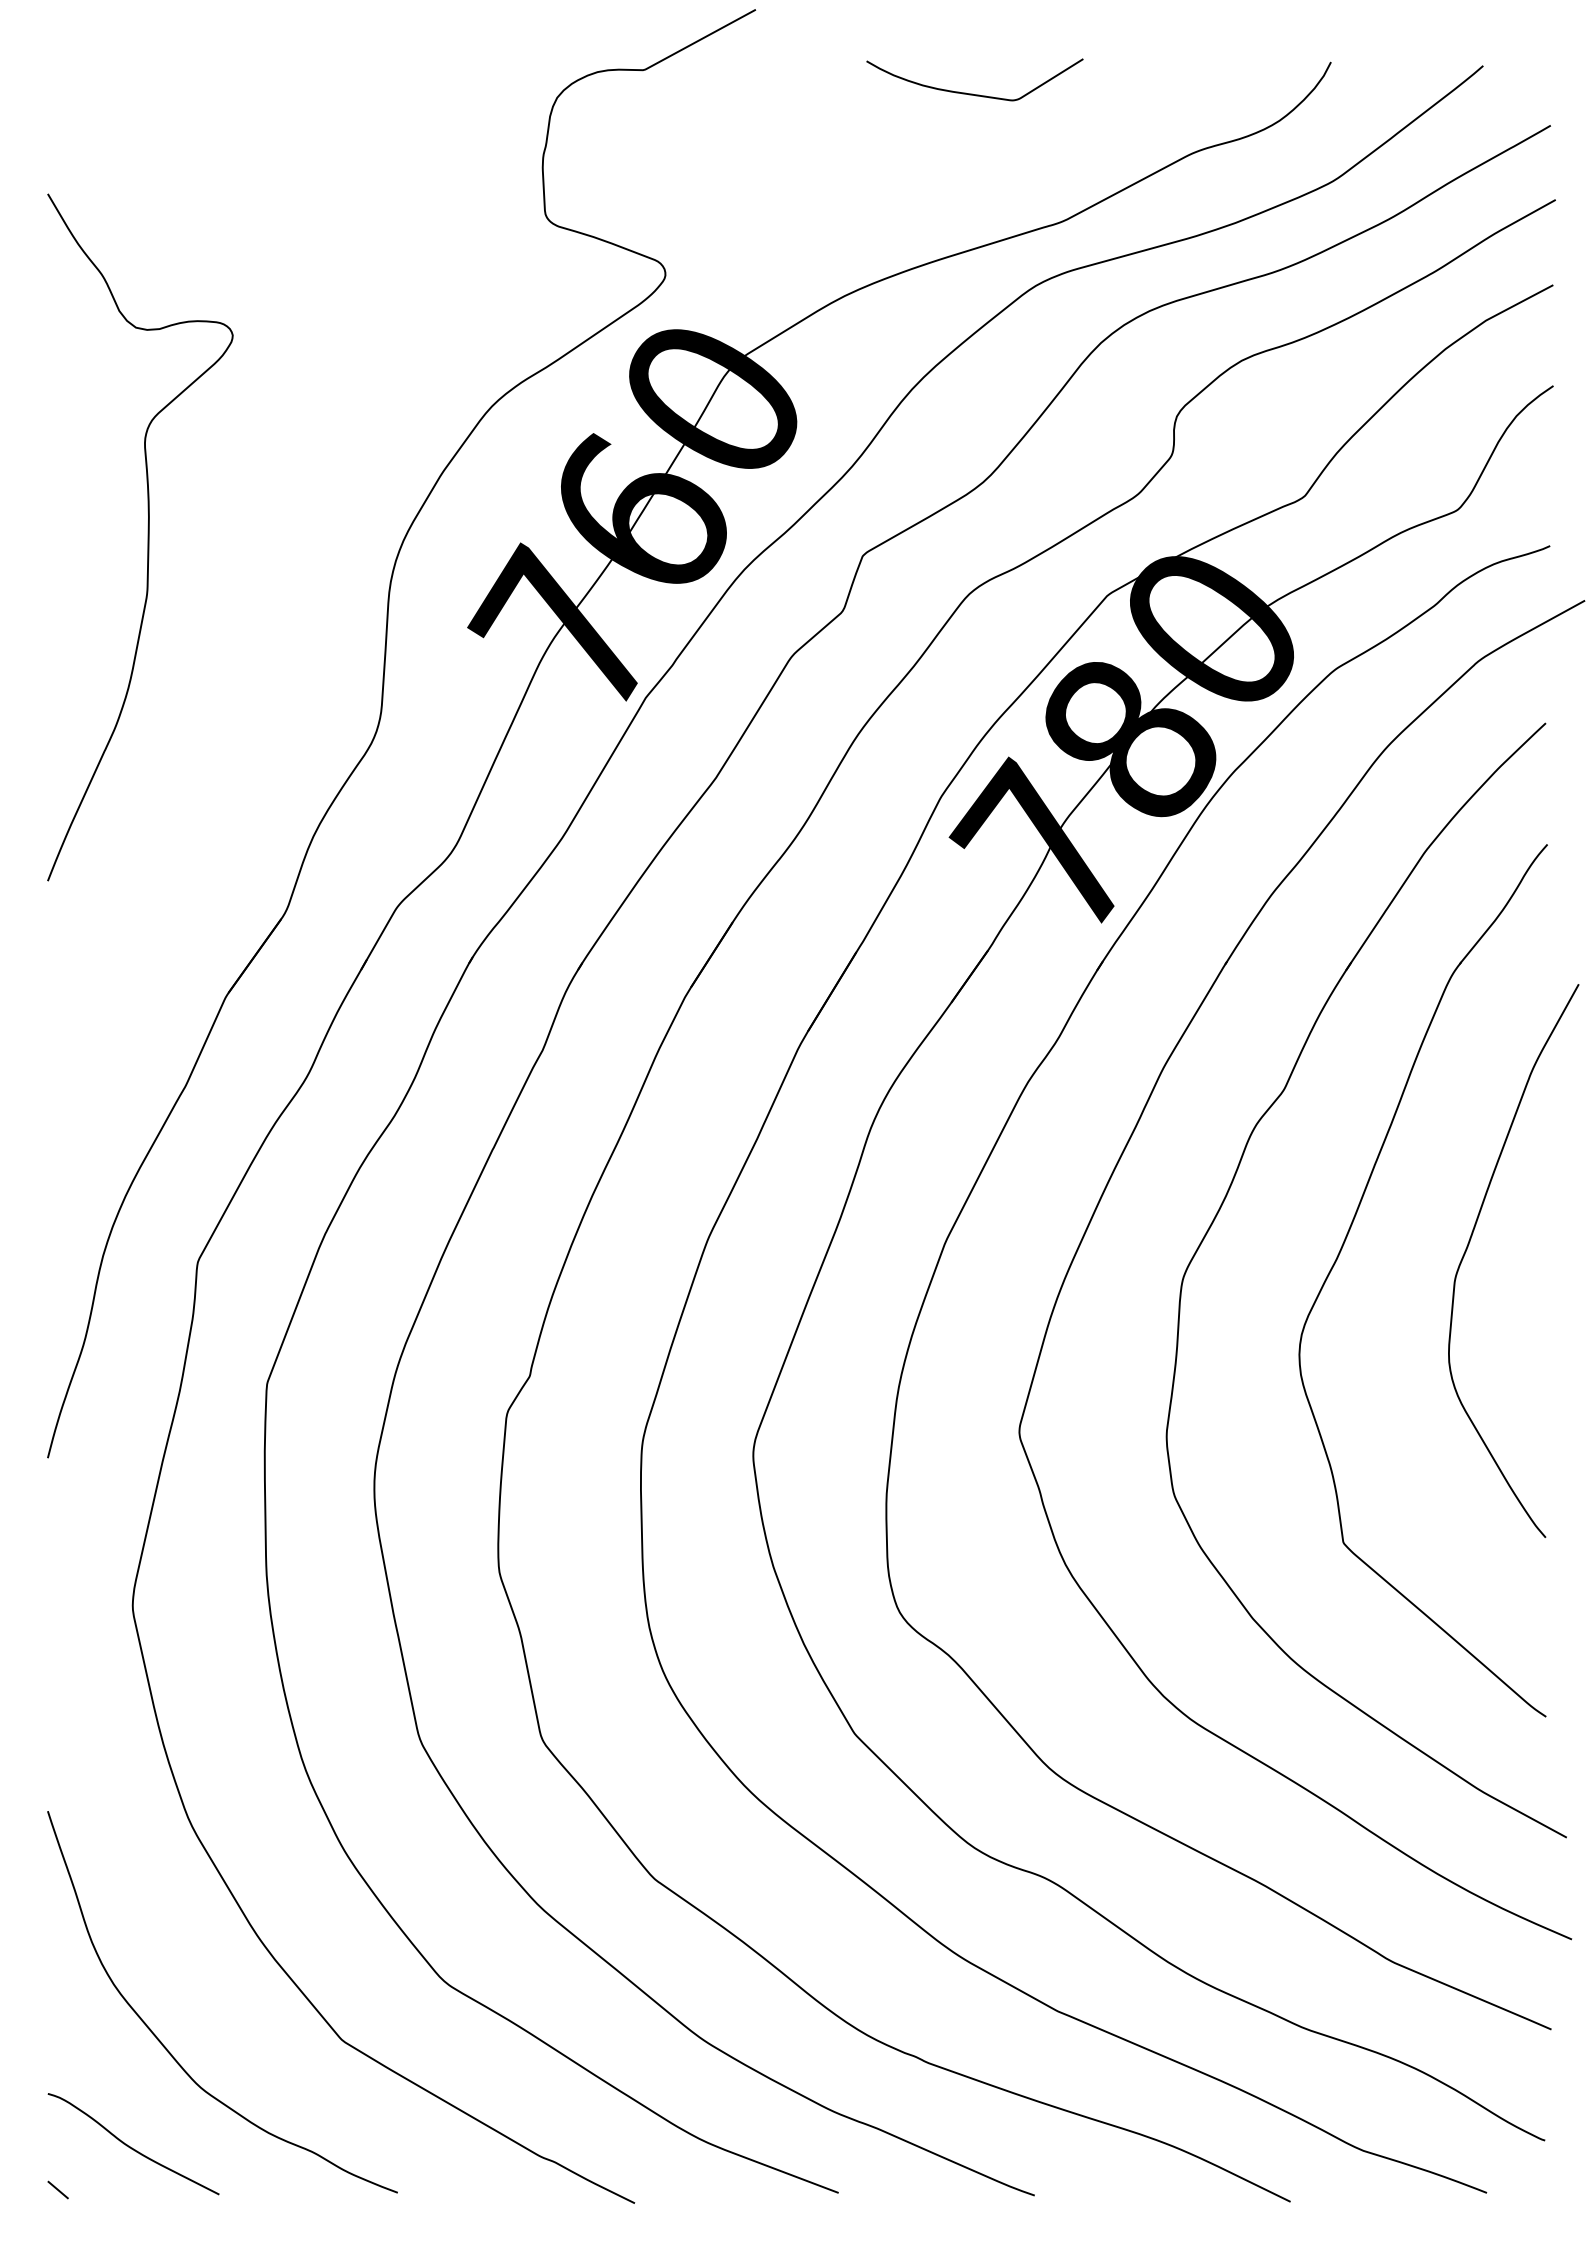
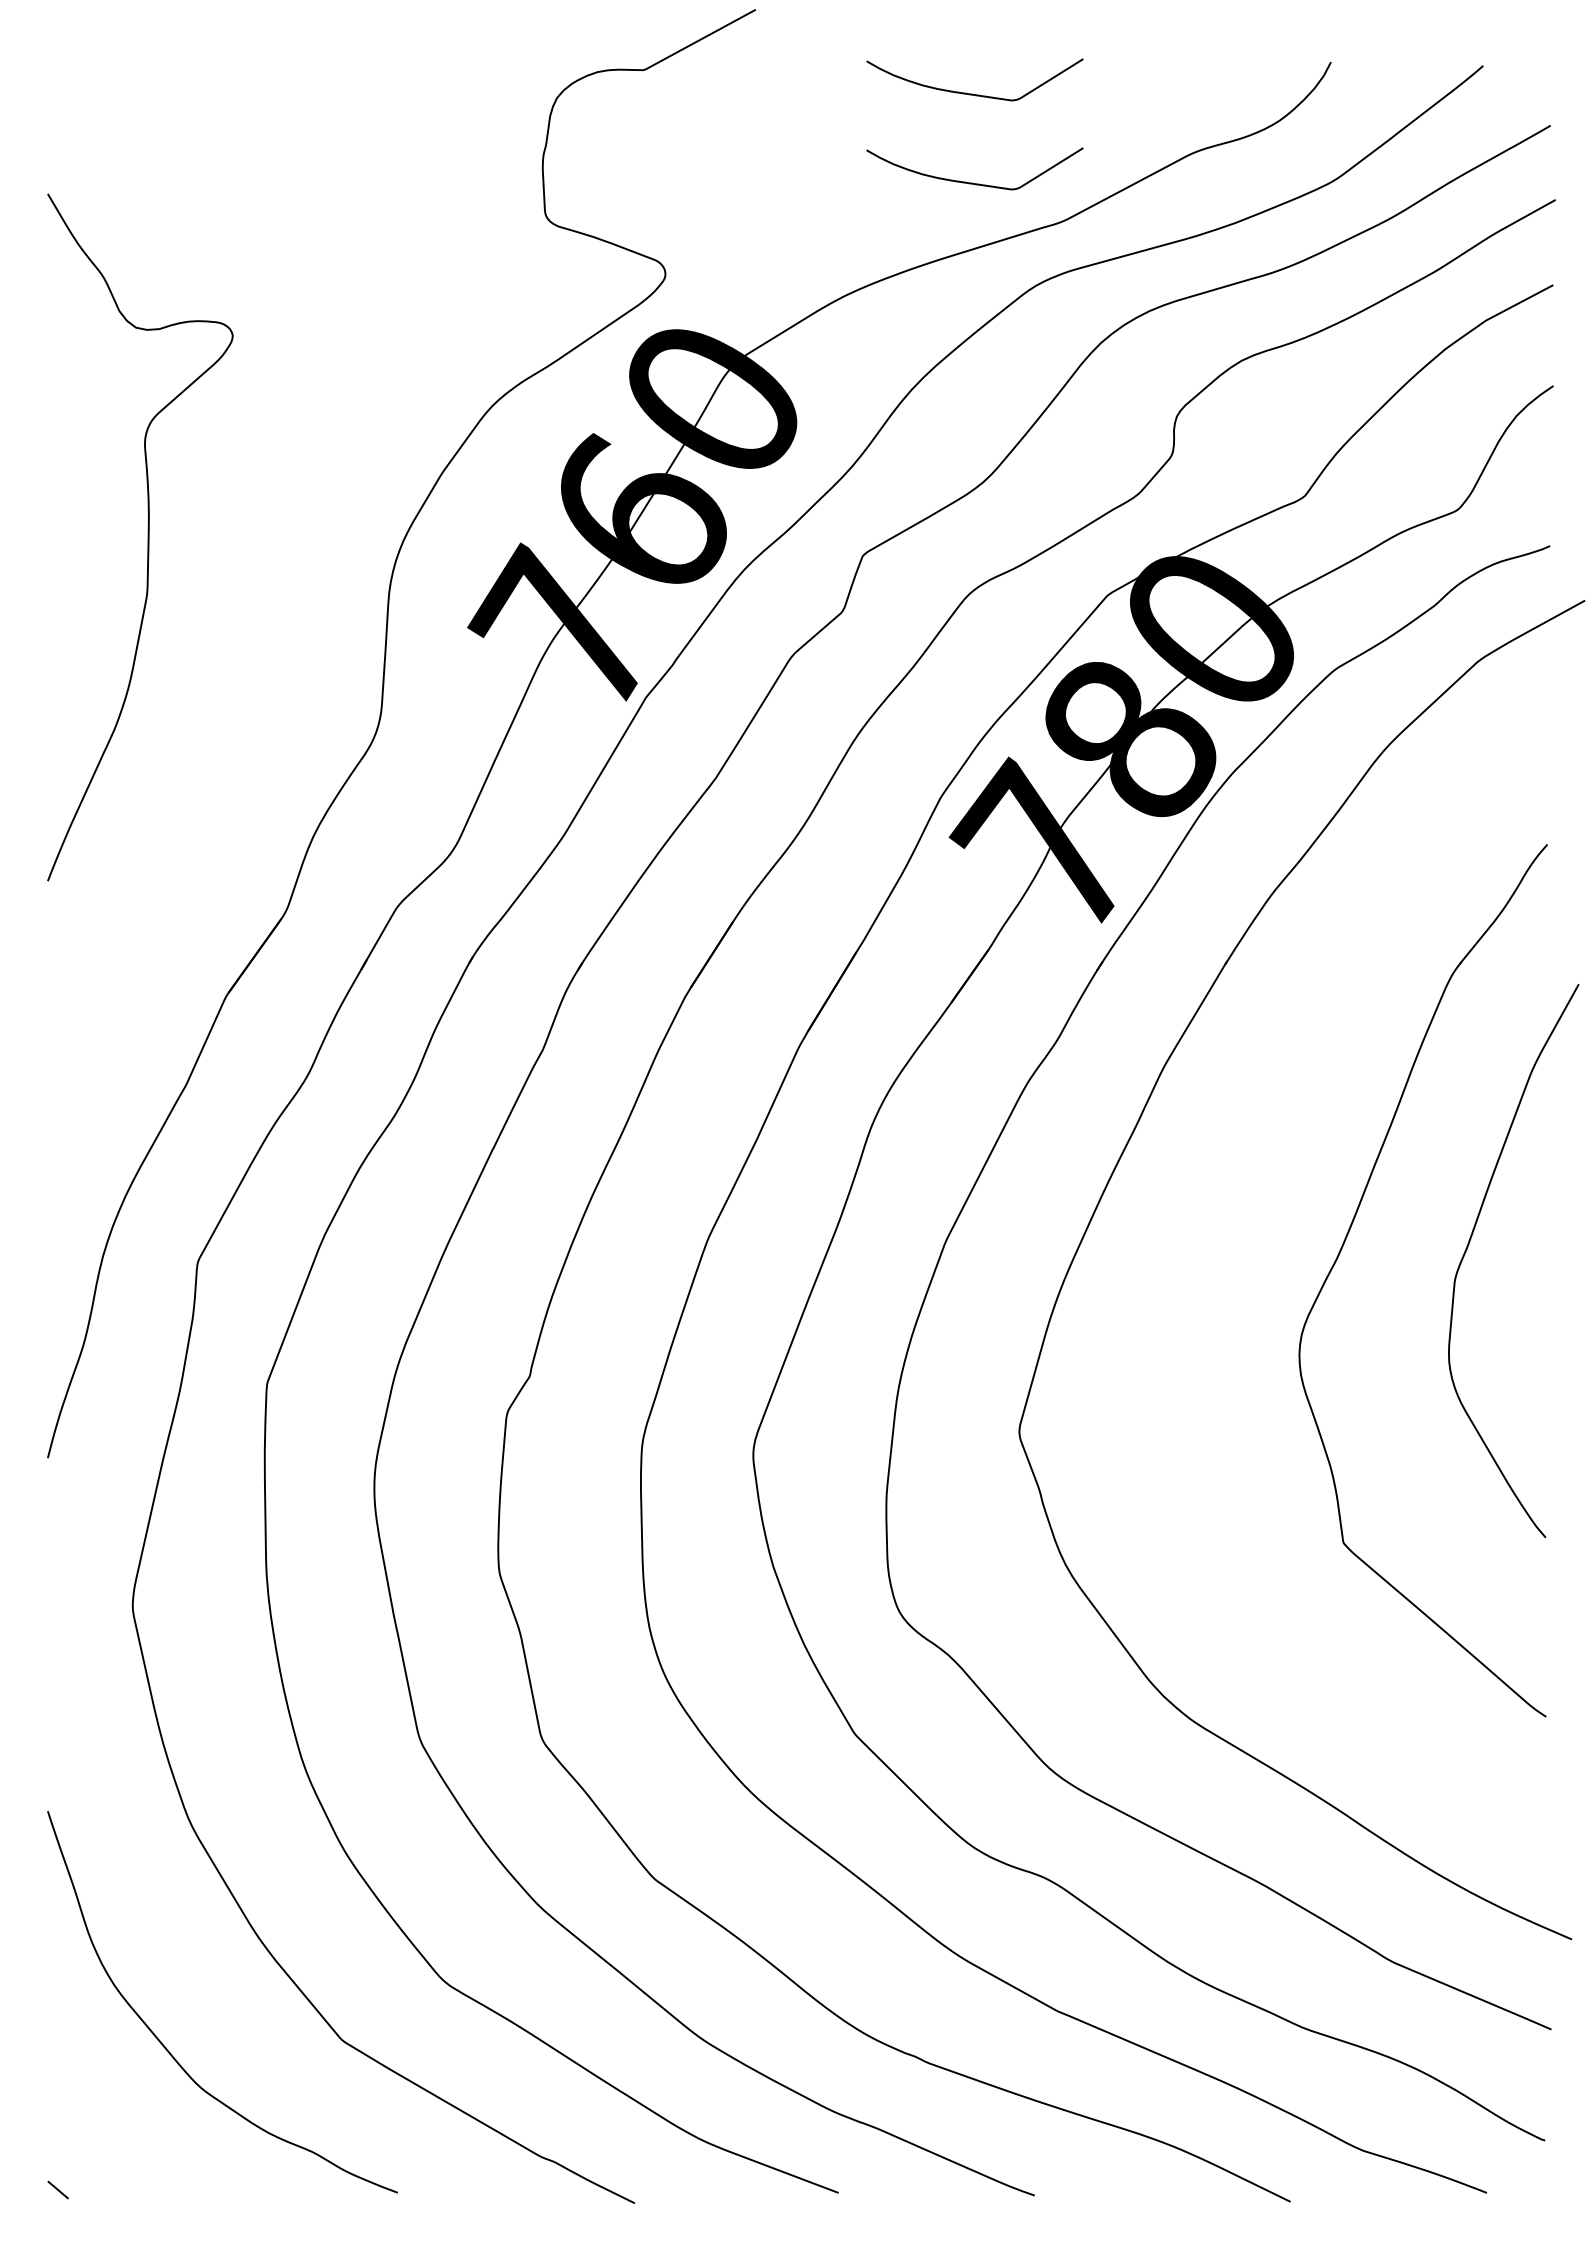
curve: none -> present (972, 182)
part: present -> none (1221, 1207)
curve: present -> none (132, 2147)
